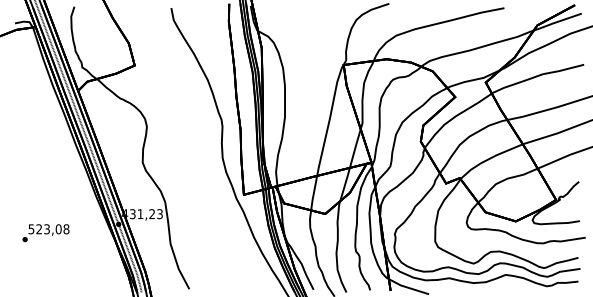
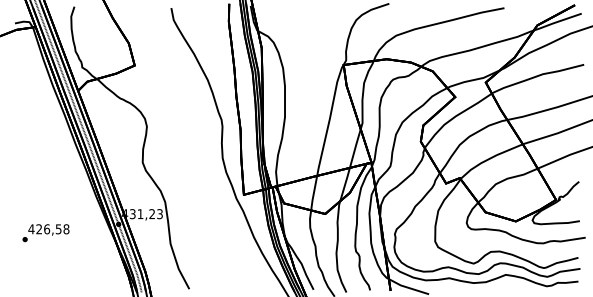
text: 523,08 -> 426,58 (44, 229)
